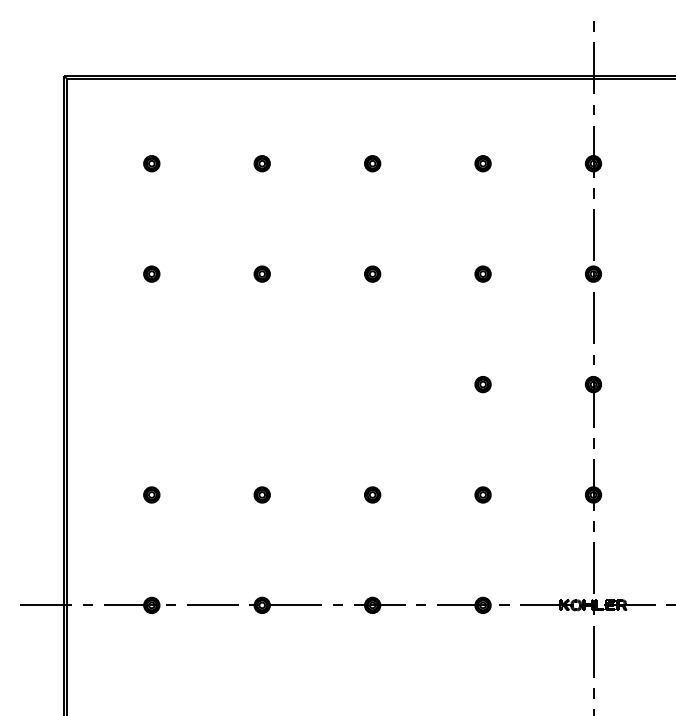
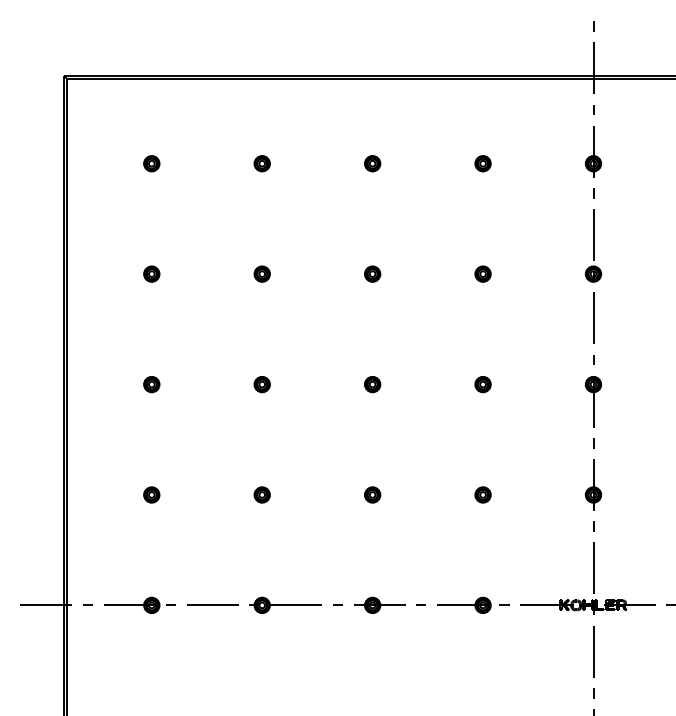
part: none -> present (151, 384)
part: none -> present (261, 384)
part: none -> present (372, 384)
